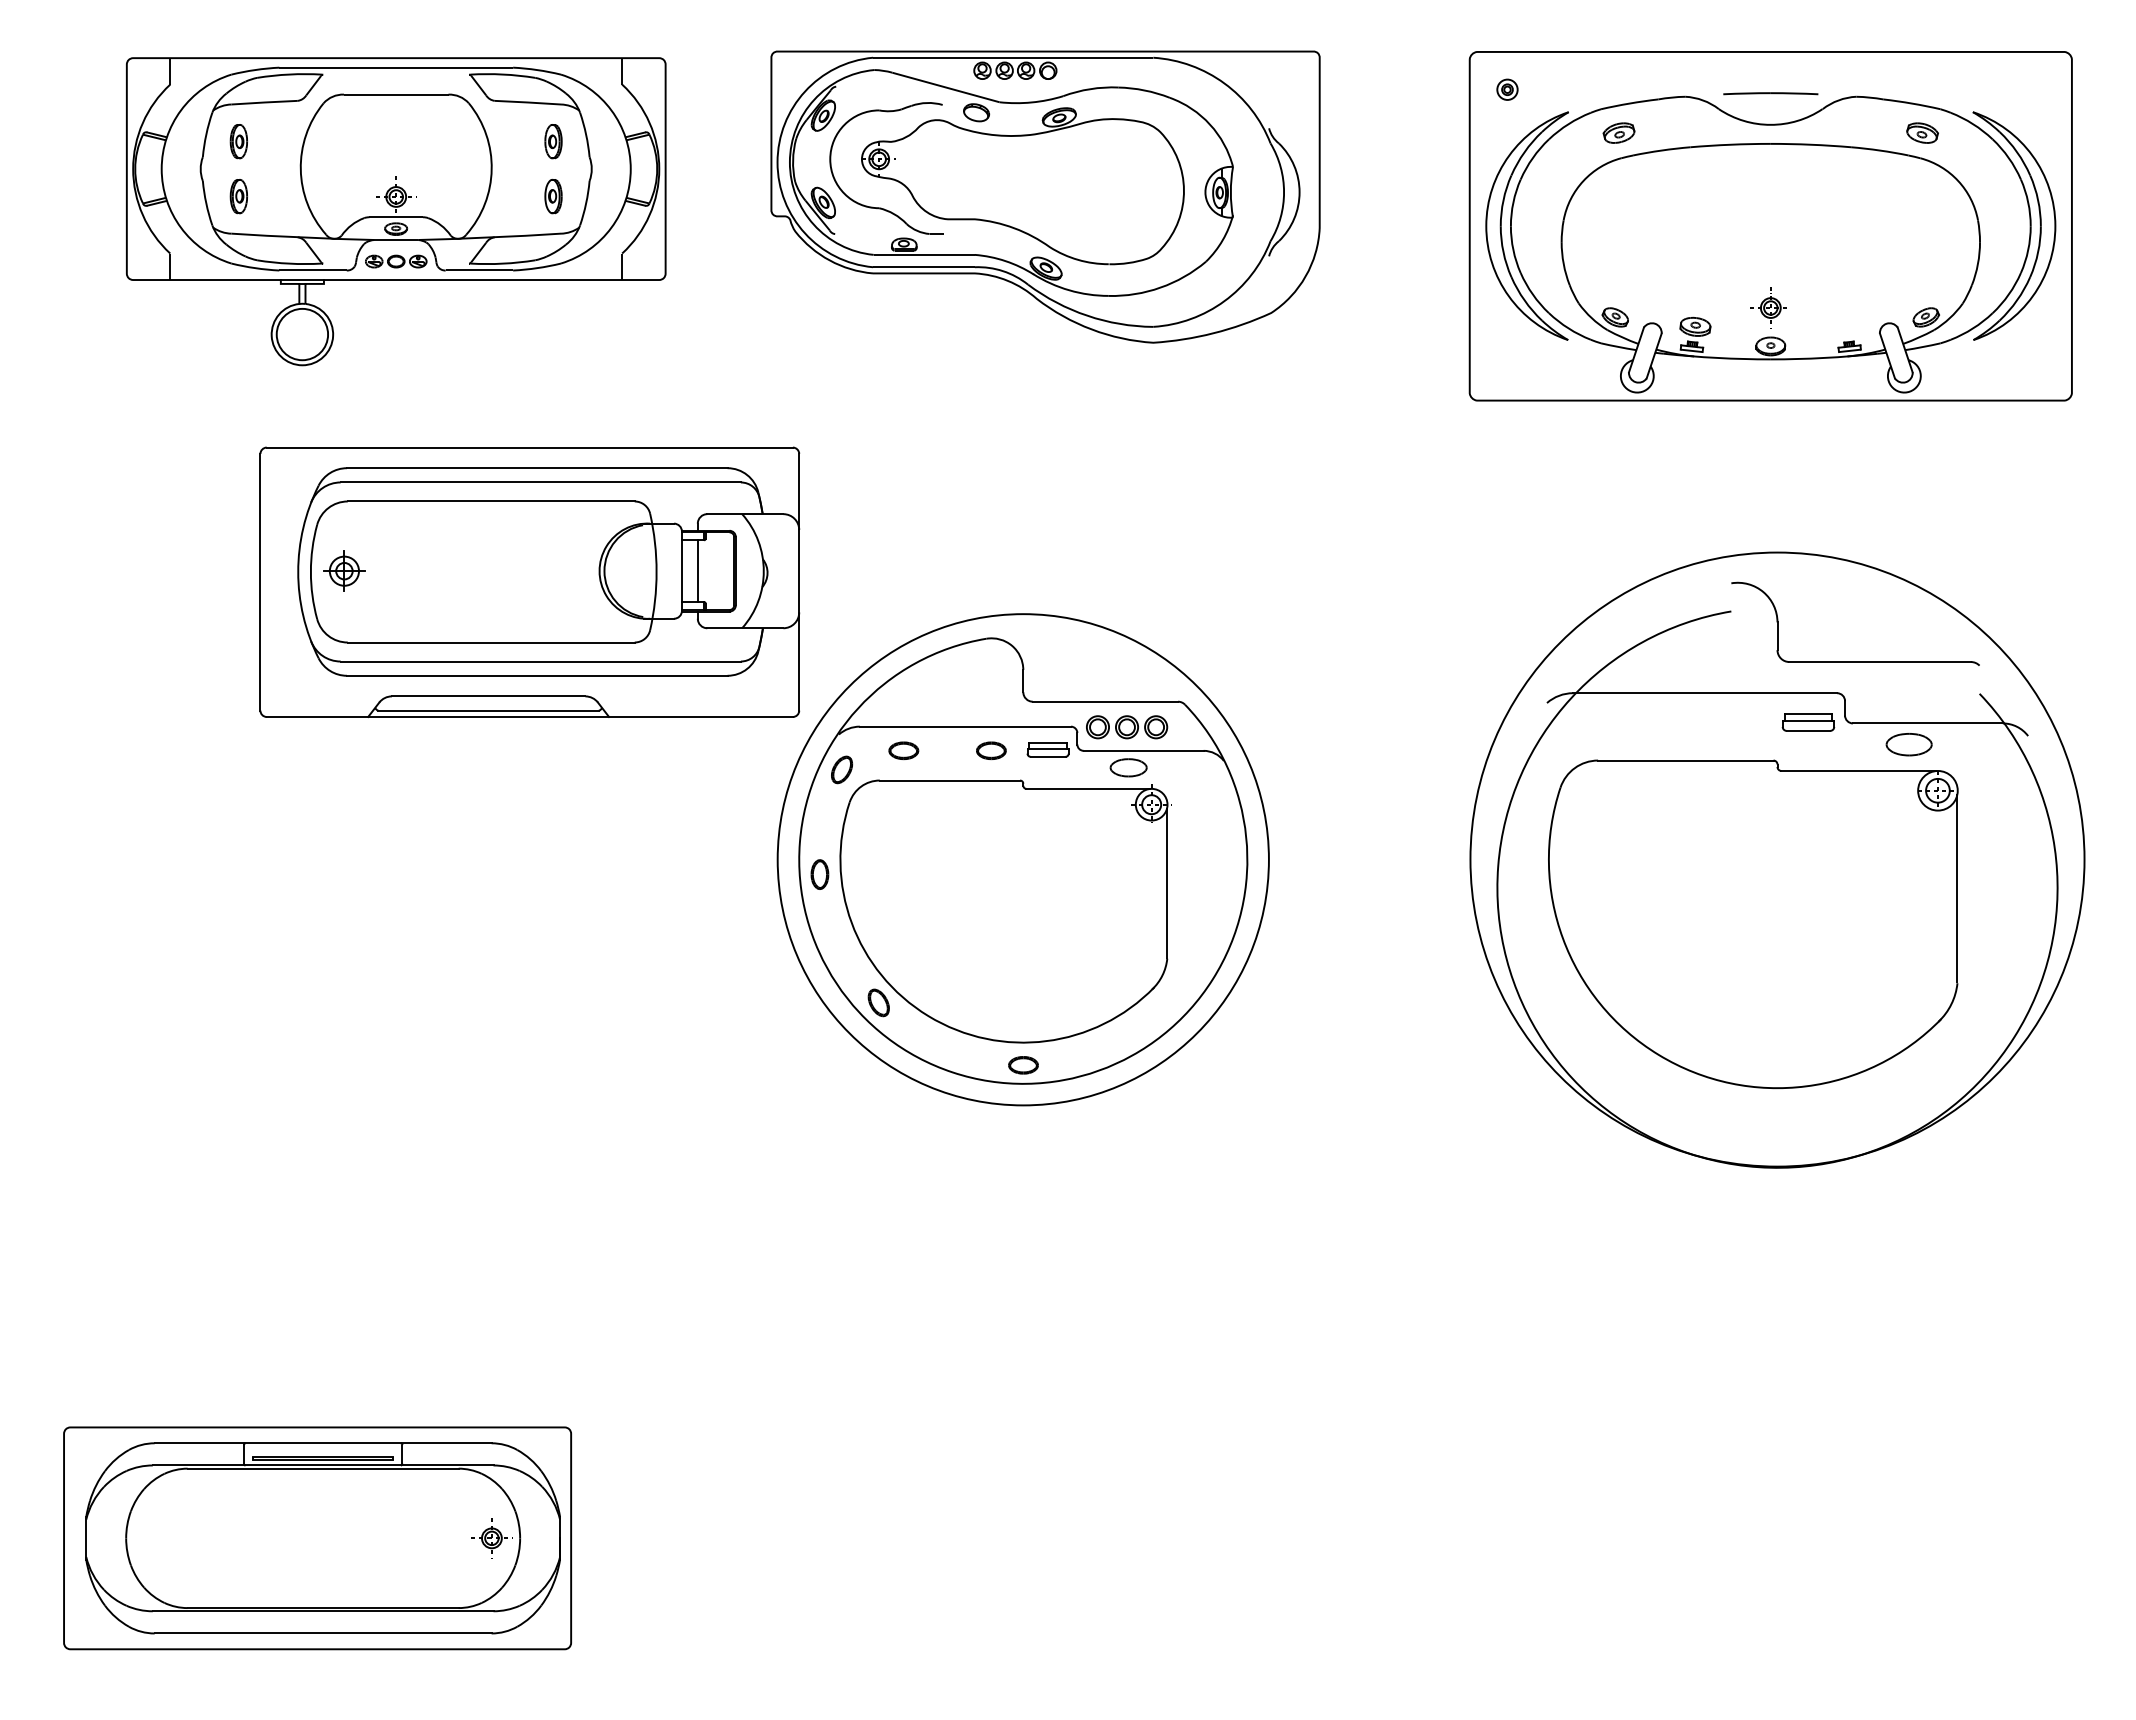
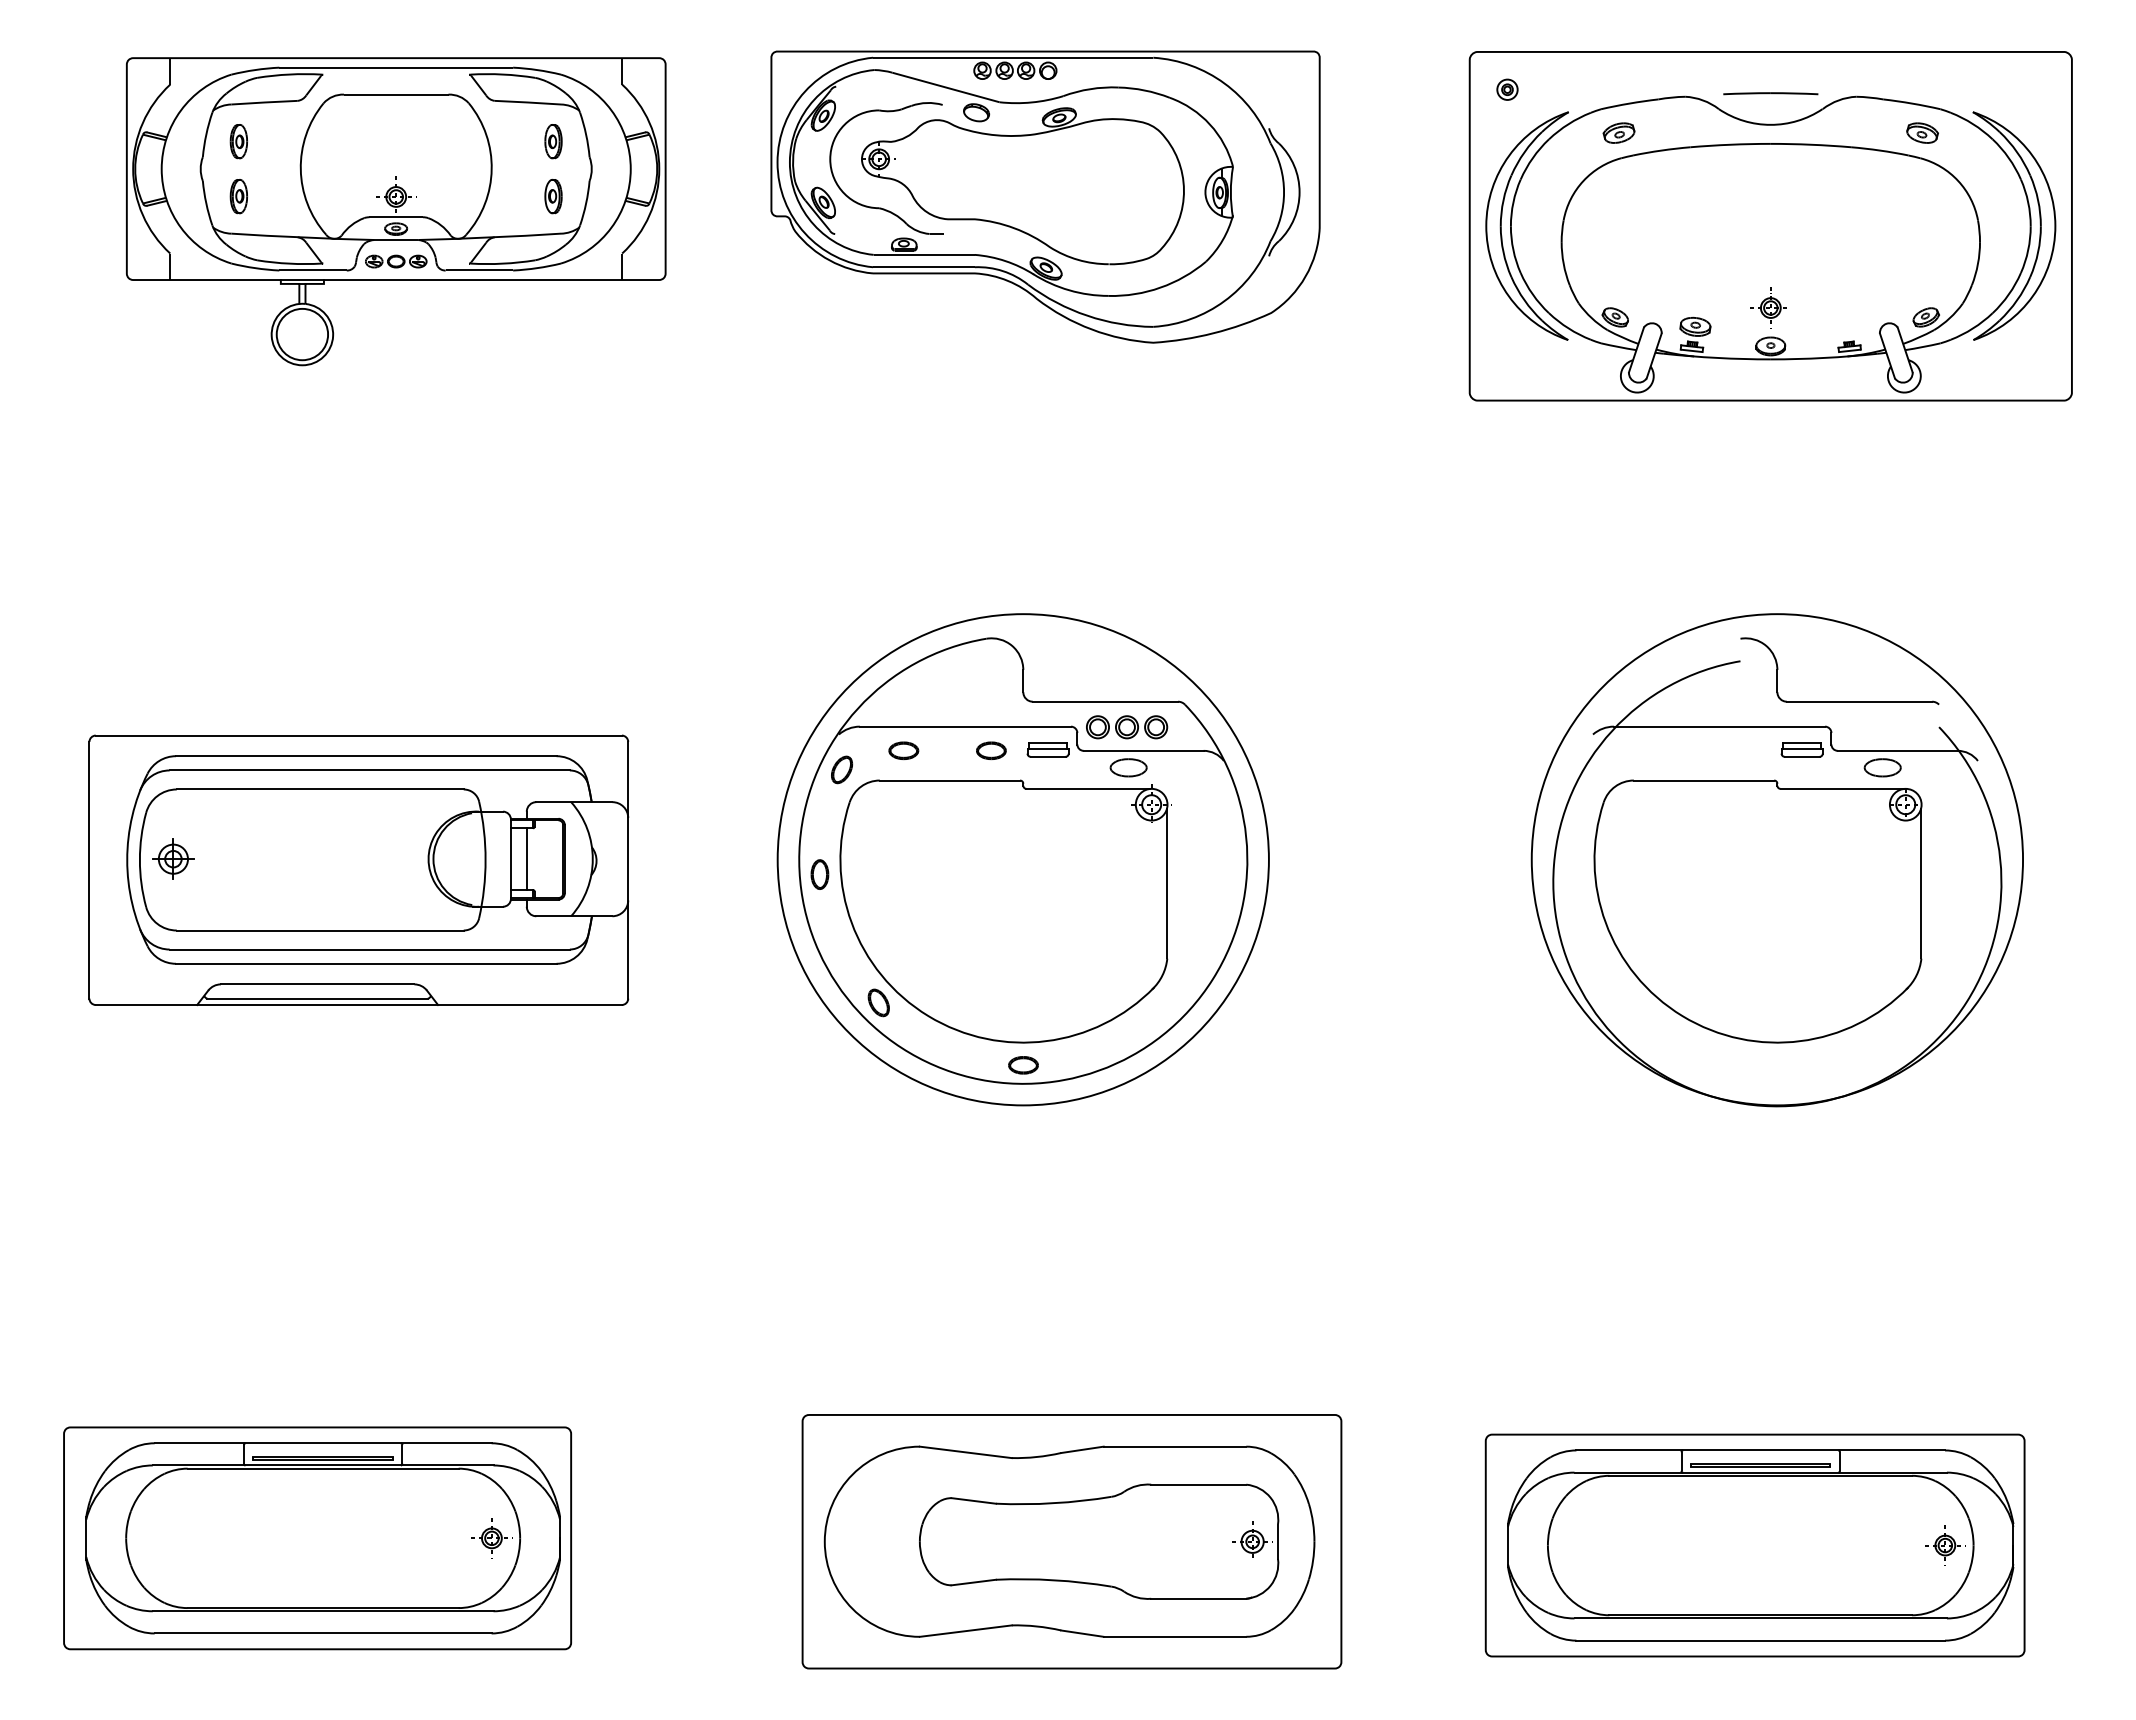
part position: (529, 582) -> (358, 870) (358, 870)
part size: 617x618 px -> 494x495 px (1776, 860)
part: none -> present (1071, 1541)
part: none -> present (1754, 1545)
